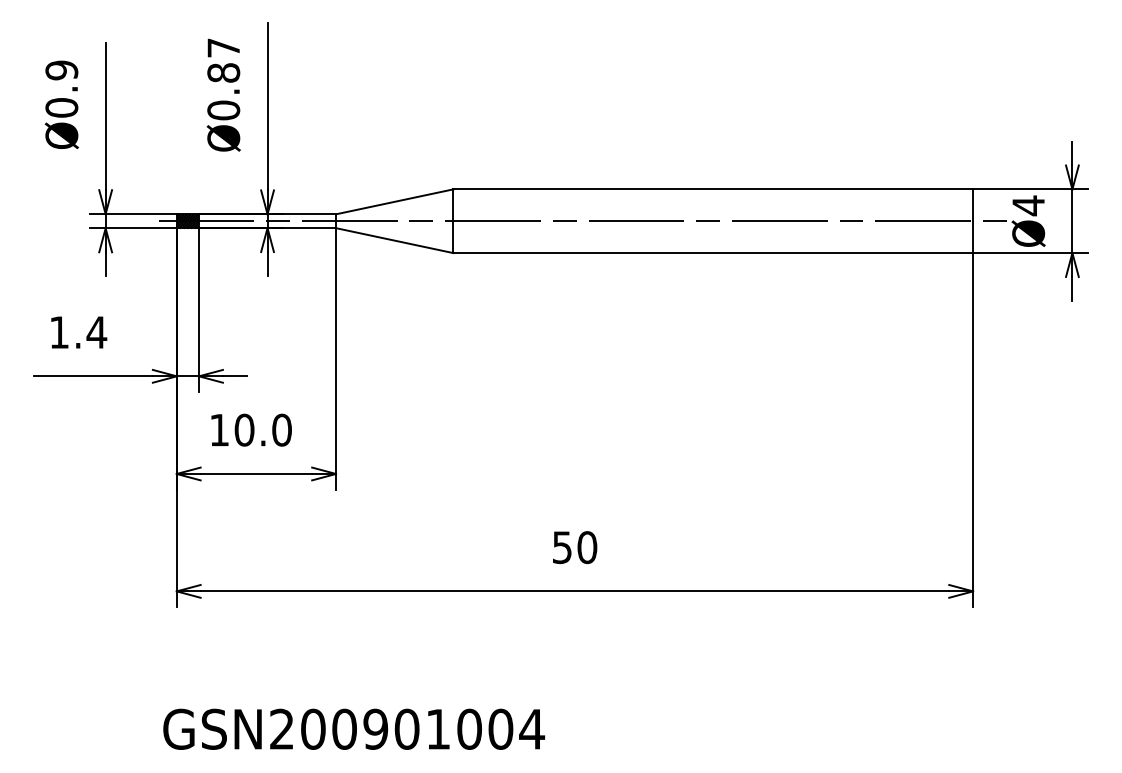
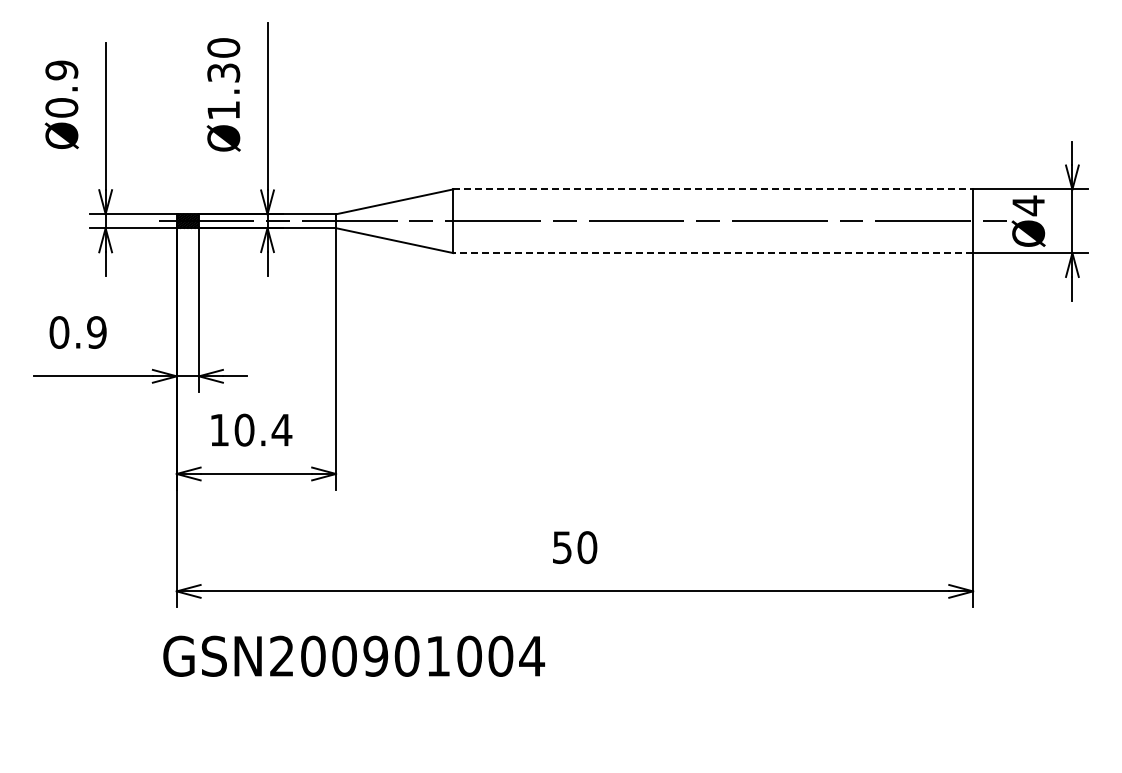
text: Ø0.87 -> Ø1.30 (223, 79)
line: solid -> dashed (713, 189)
line: solid -> dashed (713, 253)
text: 1.4 -> 0.9 (78, 332)
text: 10.0 -> 10.4 (281, 429)
text position: (353, 728) -> (353, 655) (353, 655)
